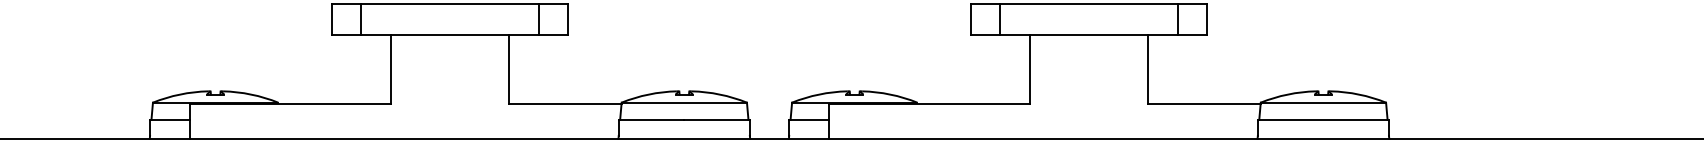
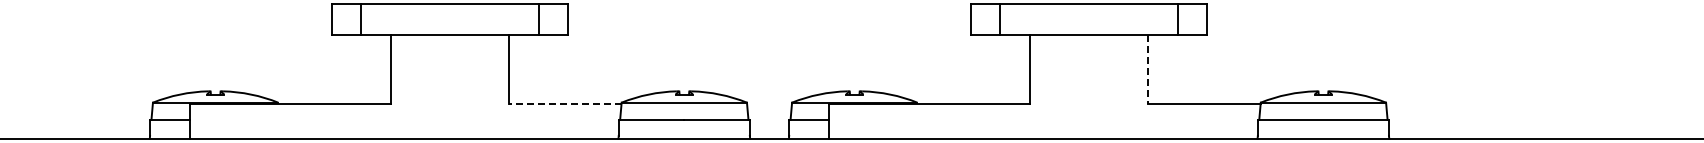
line: solid -> dashed (1148, 69)
line: solid -> dashed (564, 103)
